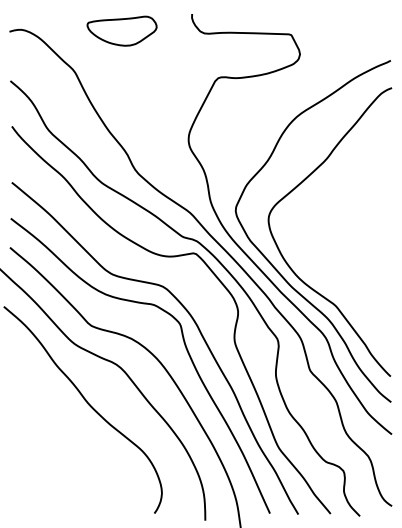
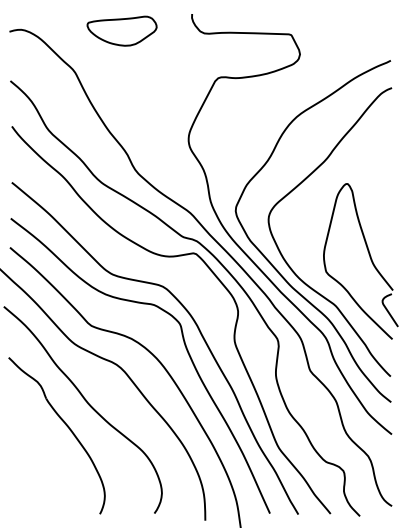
part: none -> present (369, 257)
part: none -> present (65, 425)
